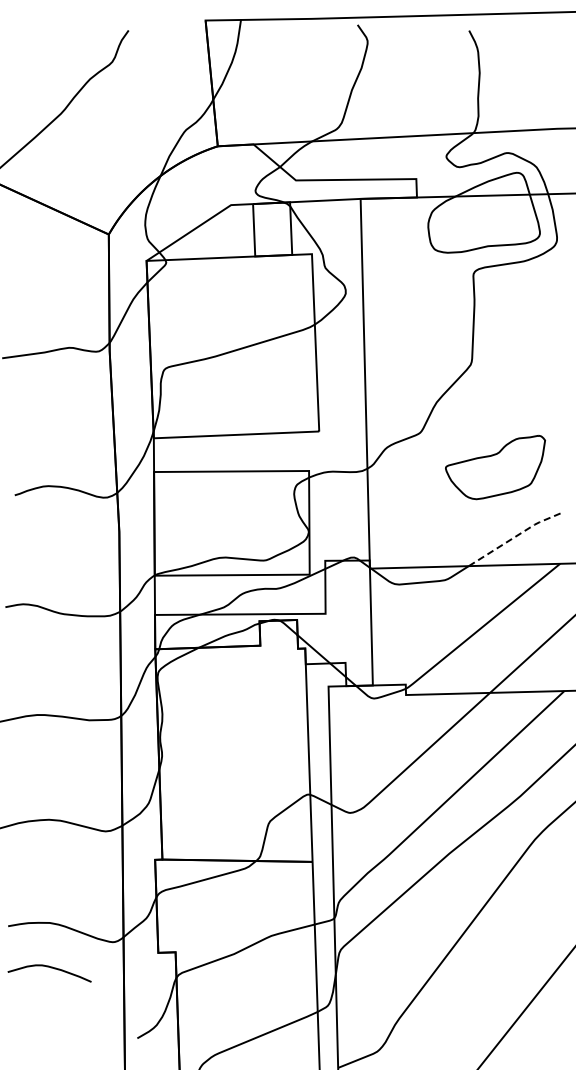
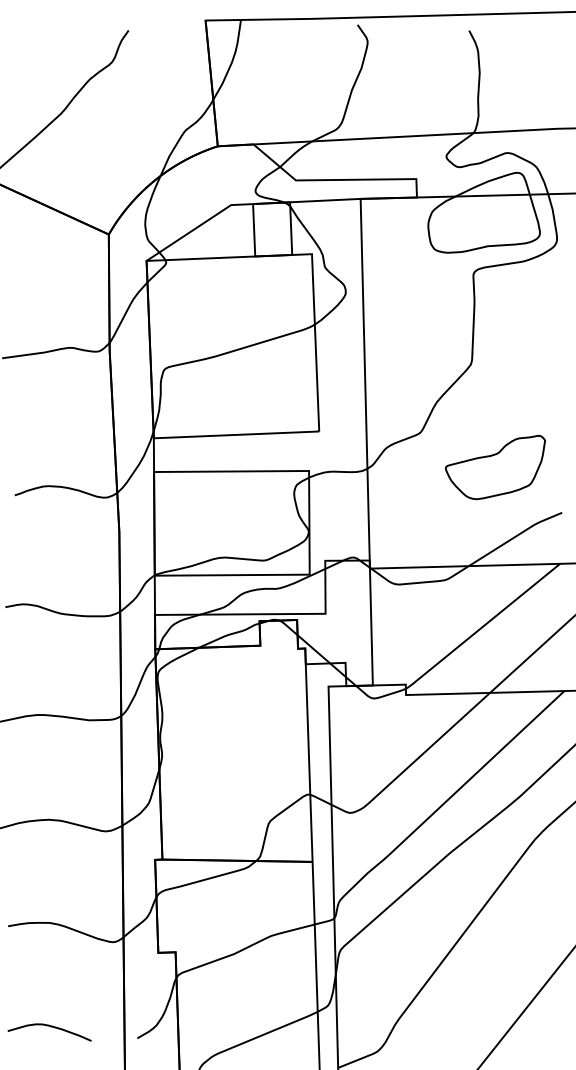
line: dashed -> solid (516, 536)
curve position: (50, 968) -> (50, 1027) (50, 1027)
